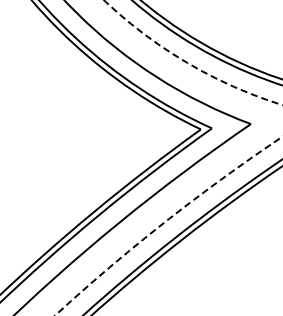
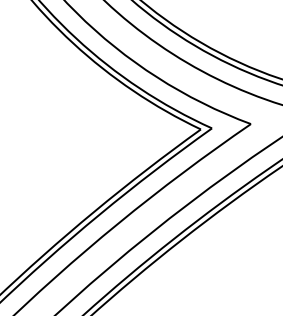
arc: dashed -> solid (187, 62)
arc: dashed -> solid (165, 221)
